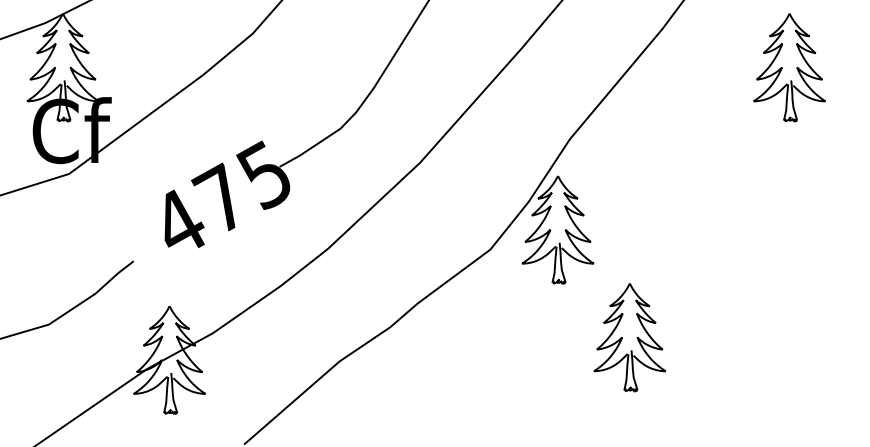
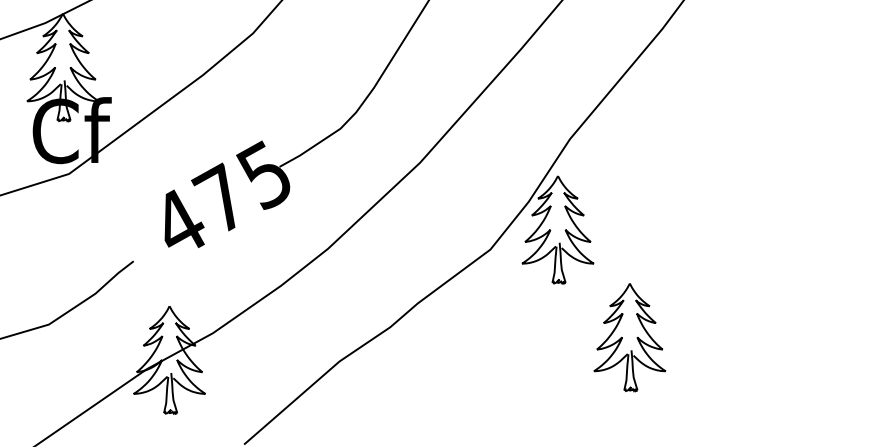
part: present -> none (789, 67)
